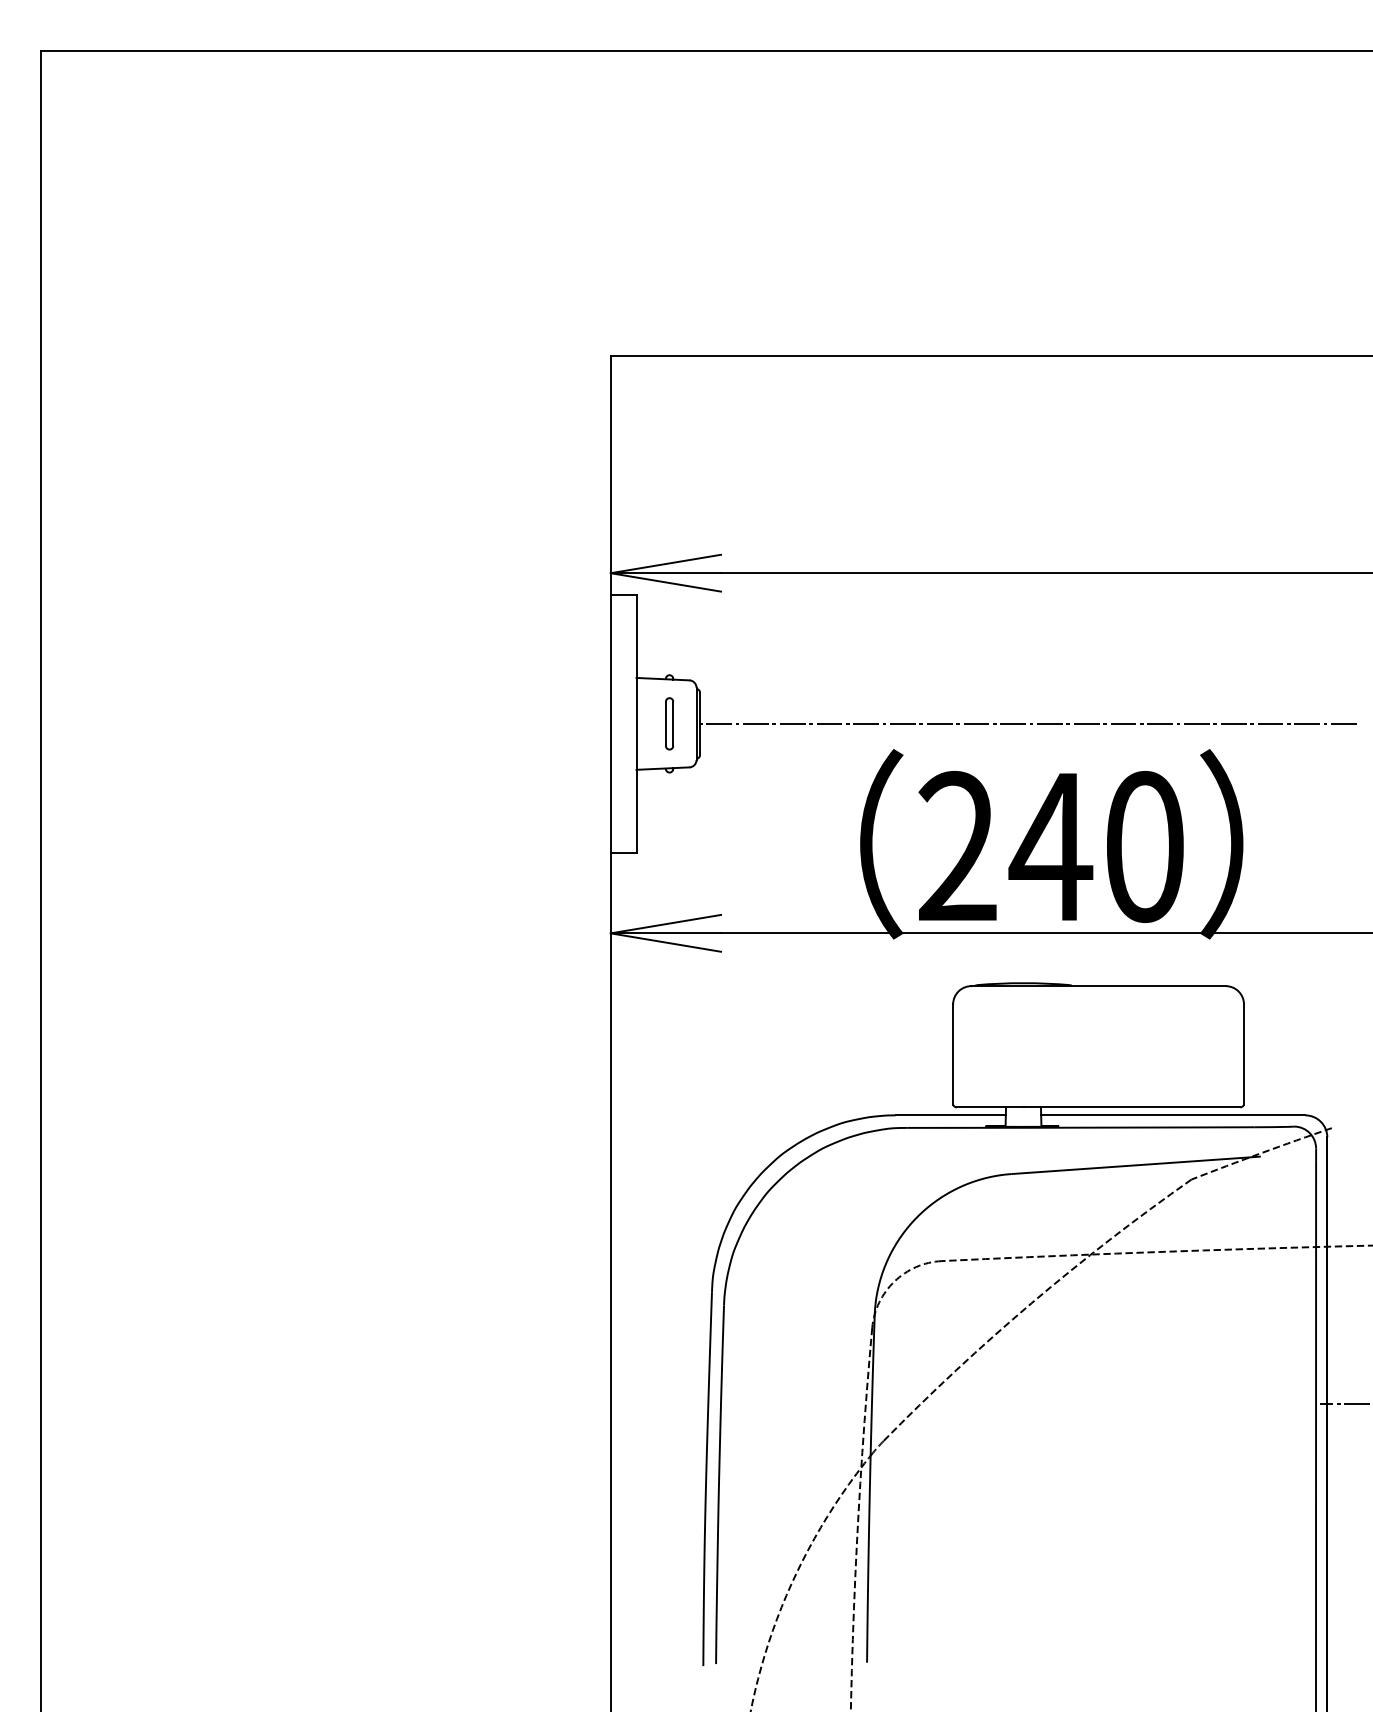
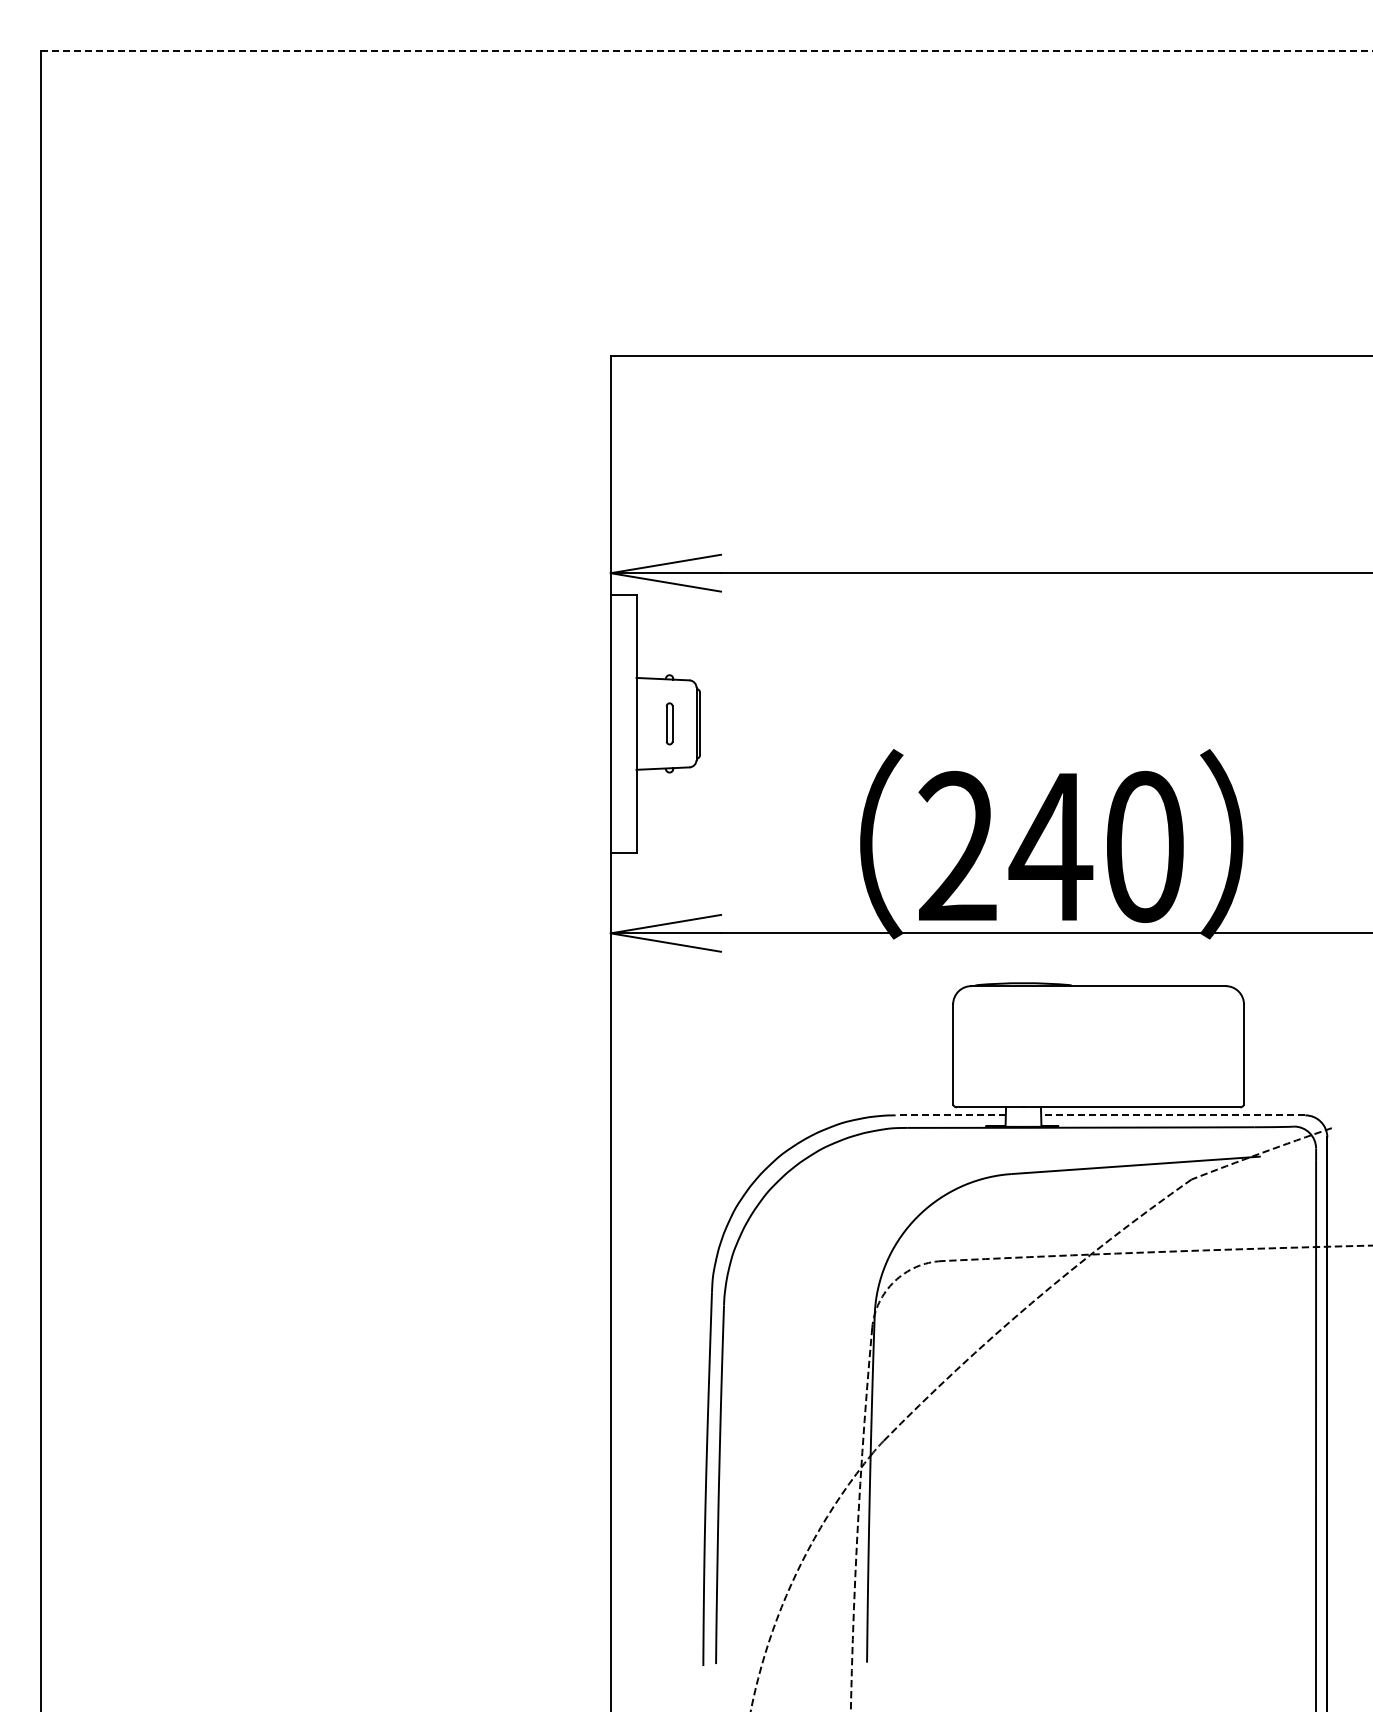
line: solid -> dashed (706, 51)
part size: 10x54 px -> 9x44 px (669, 723)
line: present -> none (1028, 723)
line: solid -> dashed (950, 1115)
line: solid -> dashed (1172, 1115)
line: present -> none (1344, 1403)
